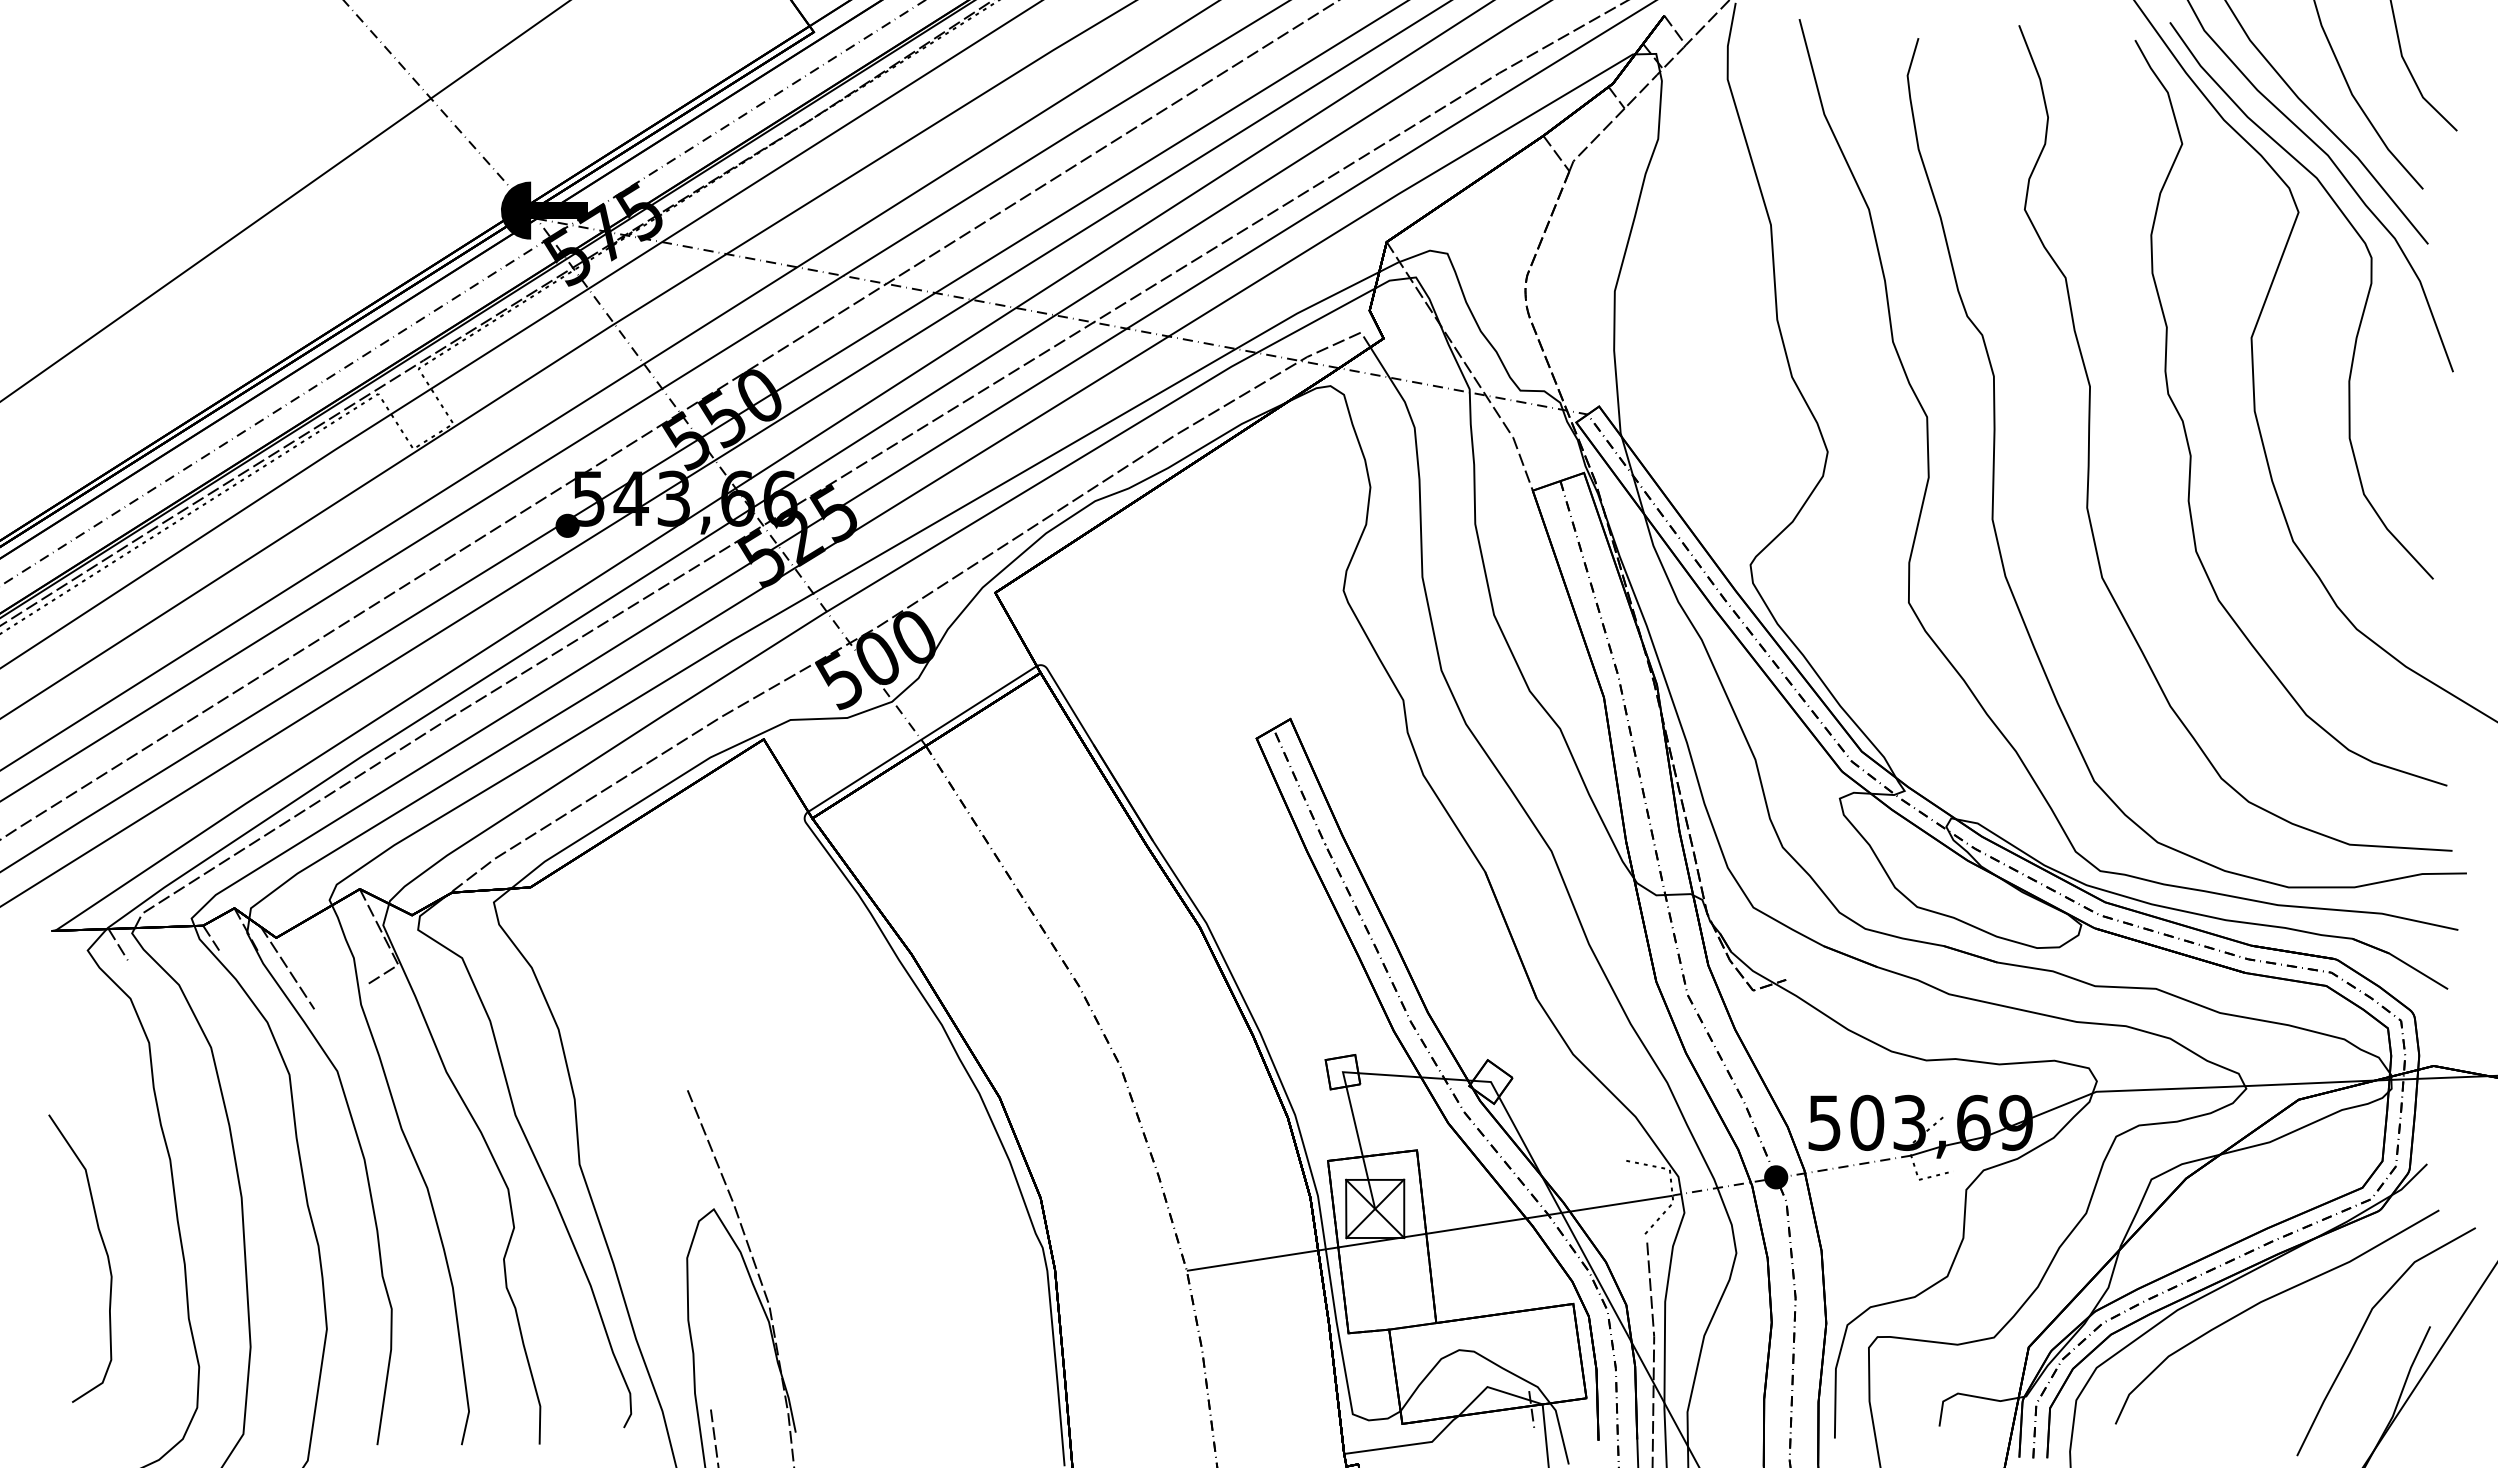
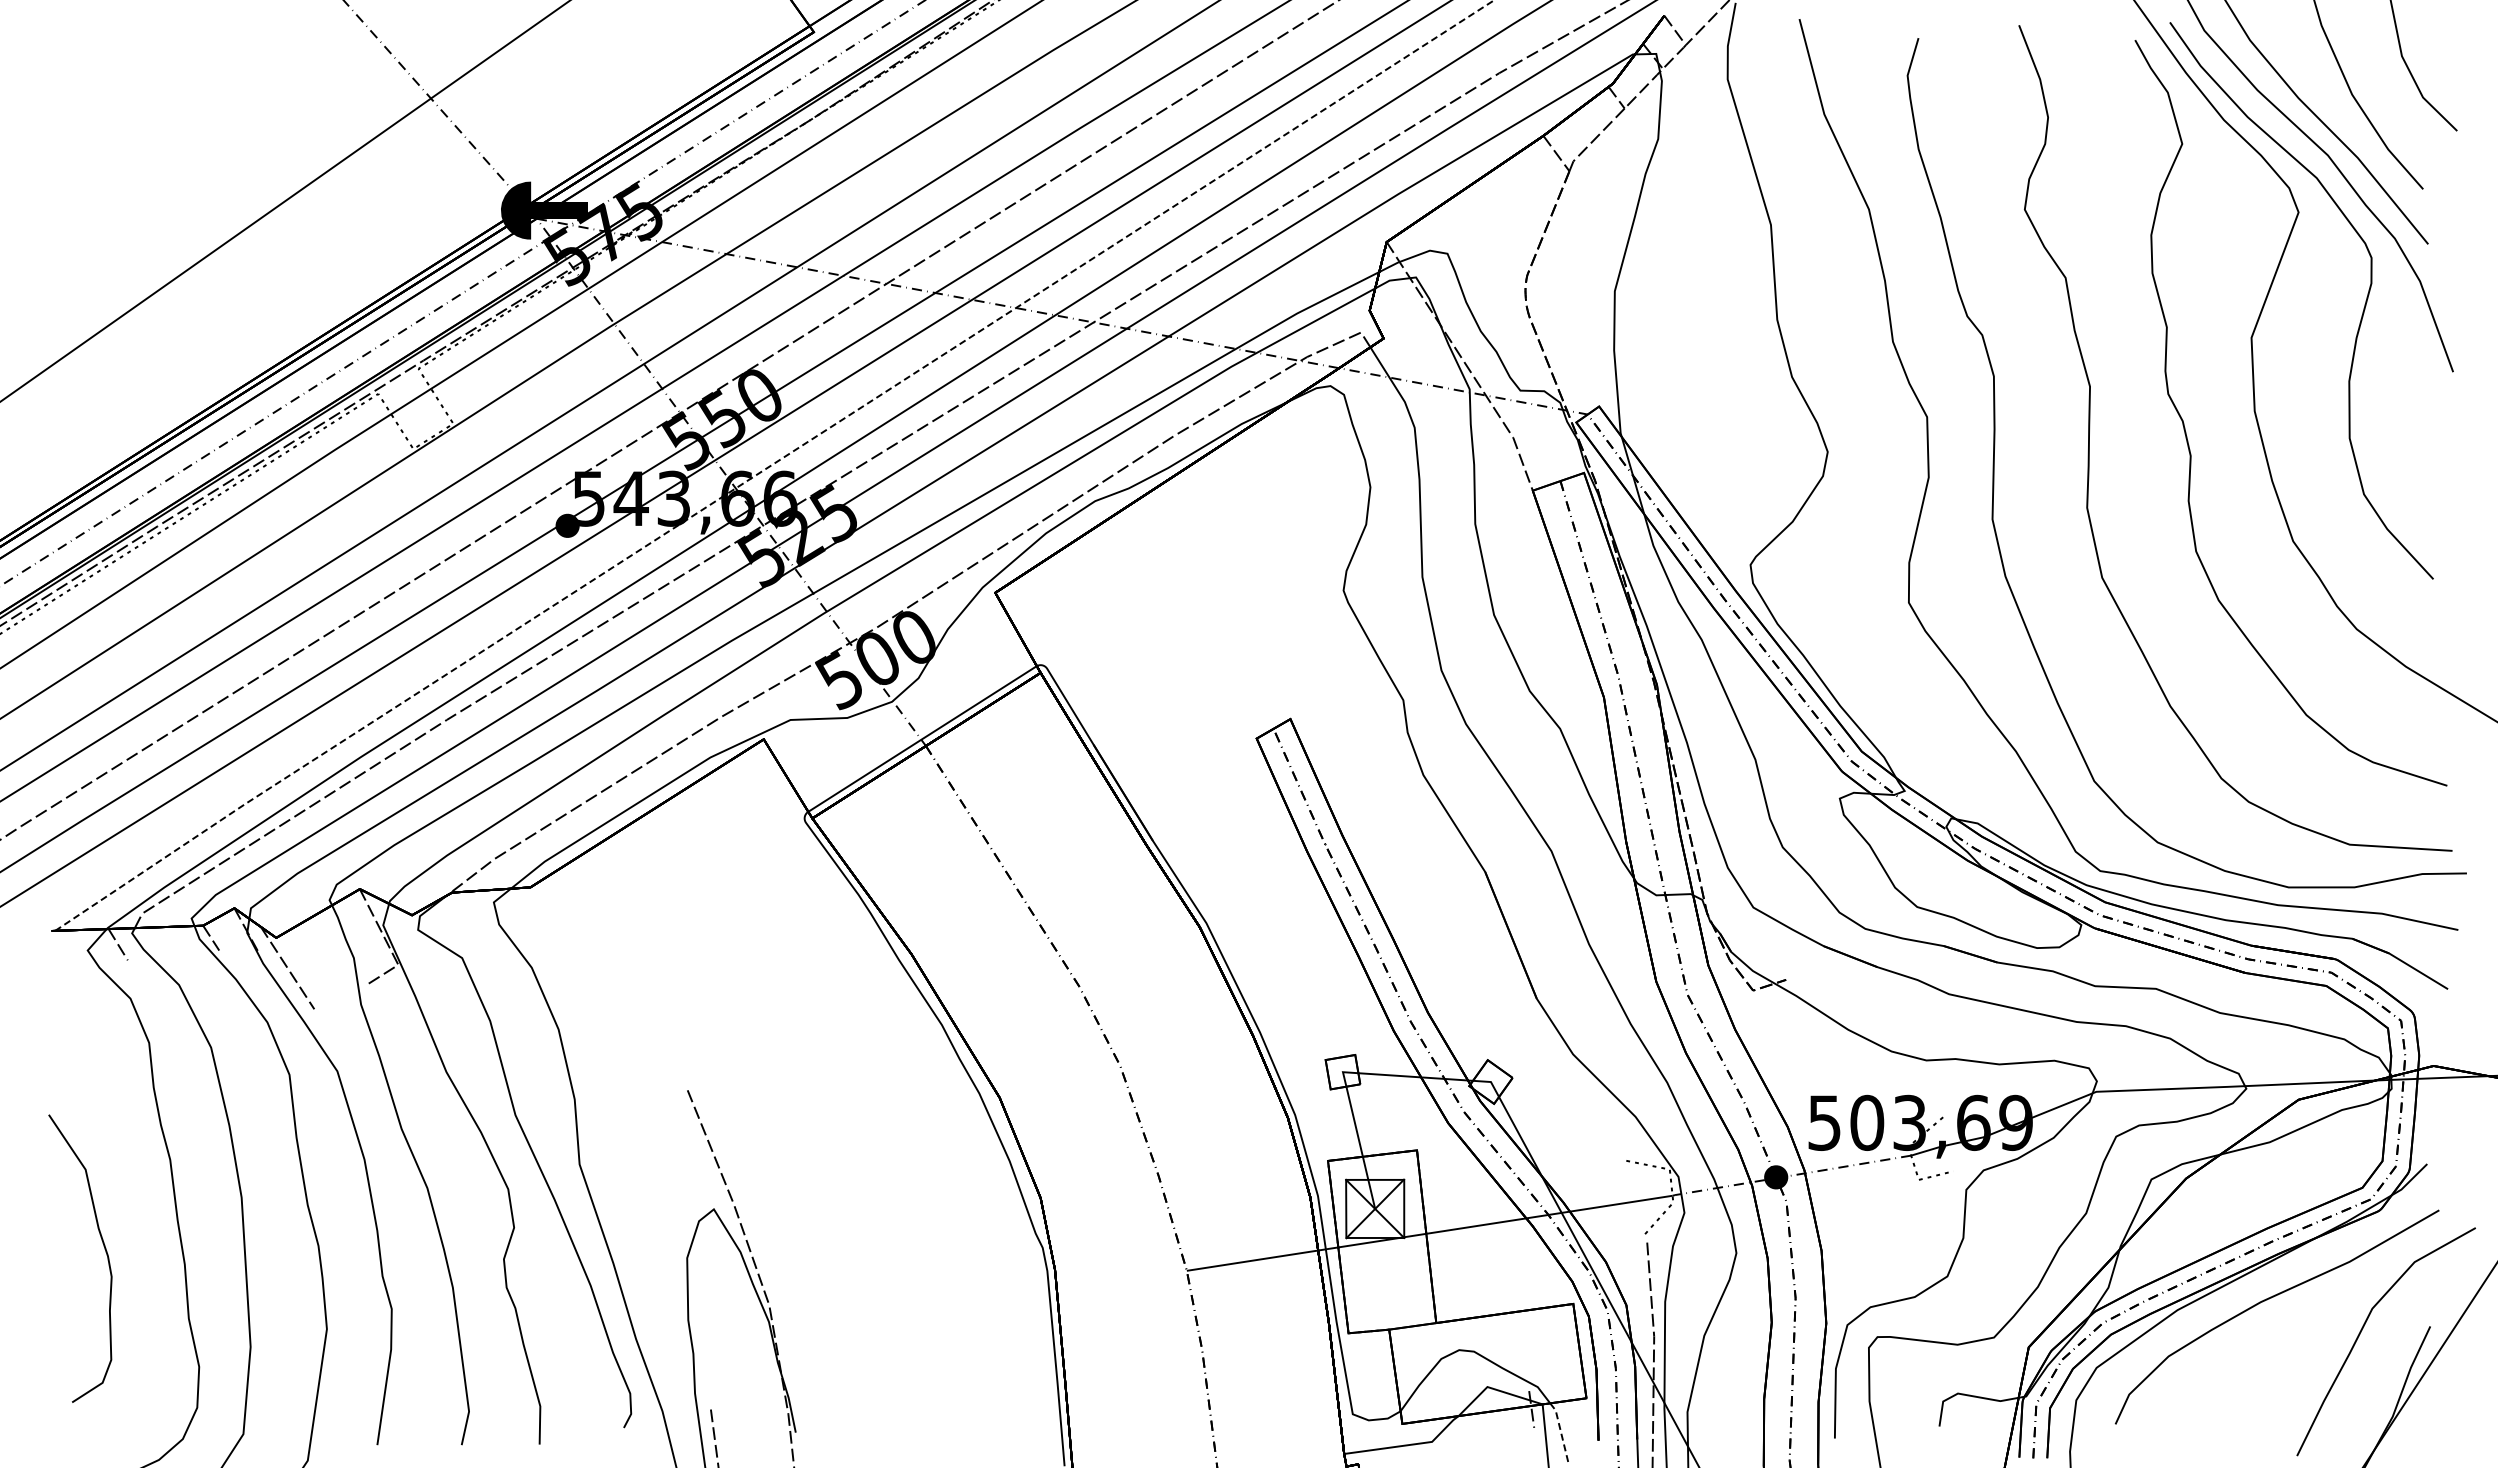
line: solid -> dashed (772, 464)
line: solid -> dashed (1561, 1432)
